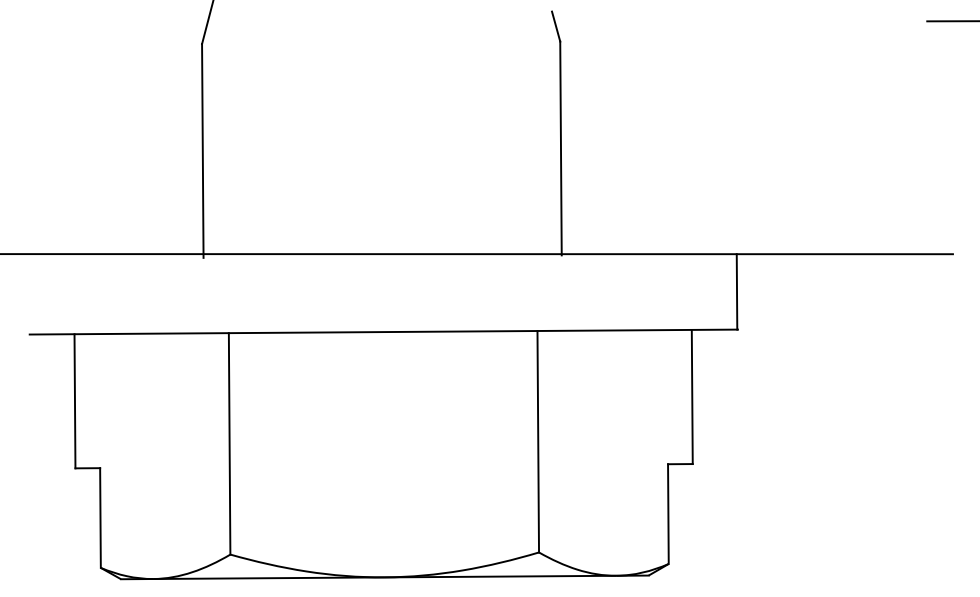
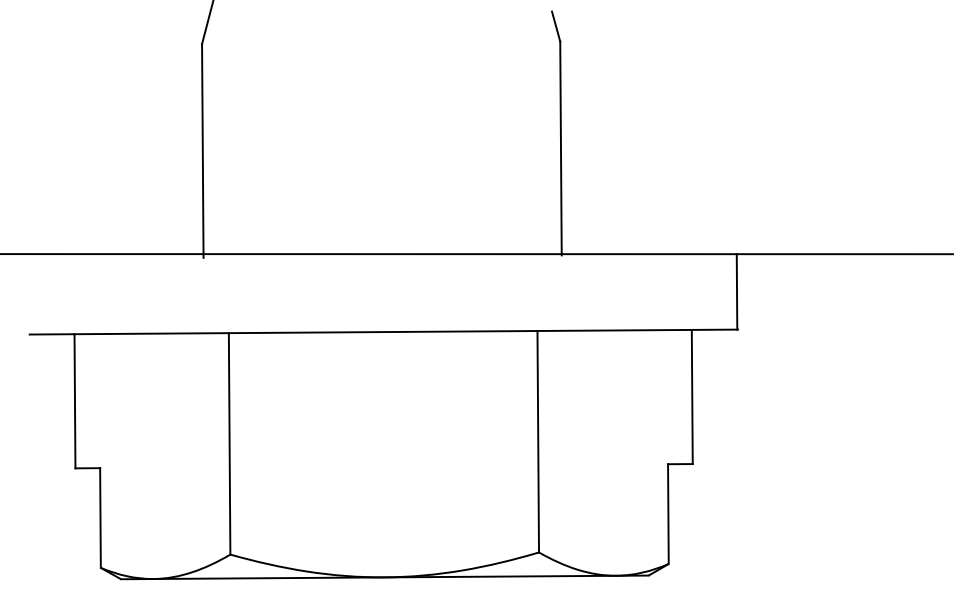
line: present -> none (951, 21)
